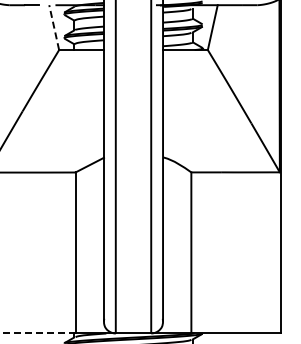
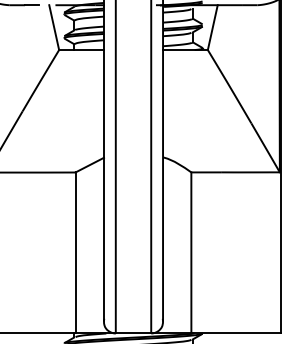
line: dashed -> solid (54, 27)
line: dashed -> solid (37, 333)
